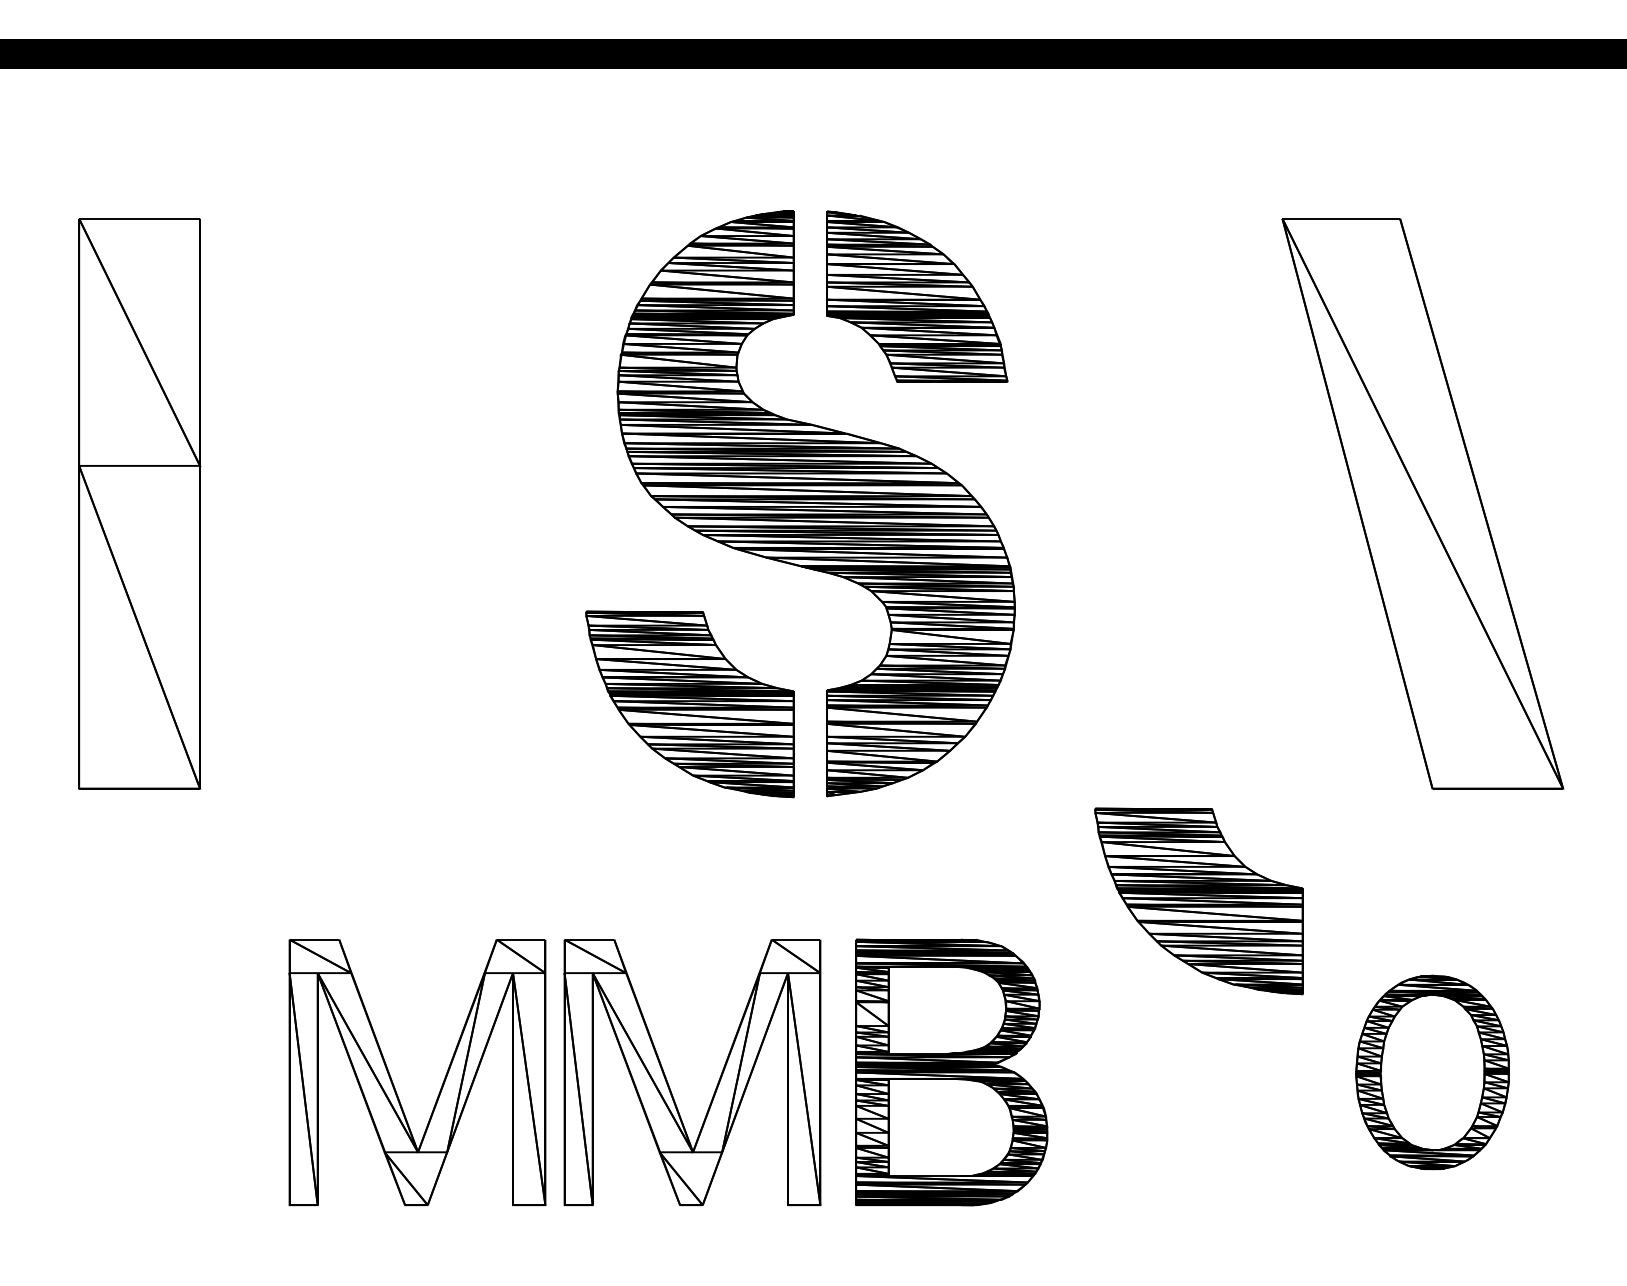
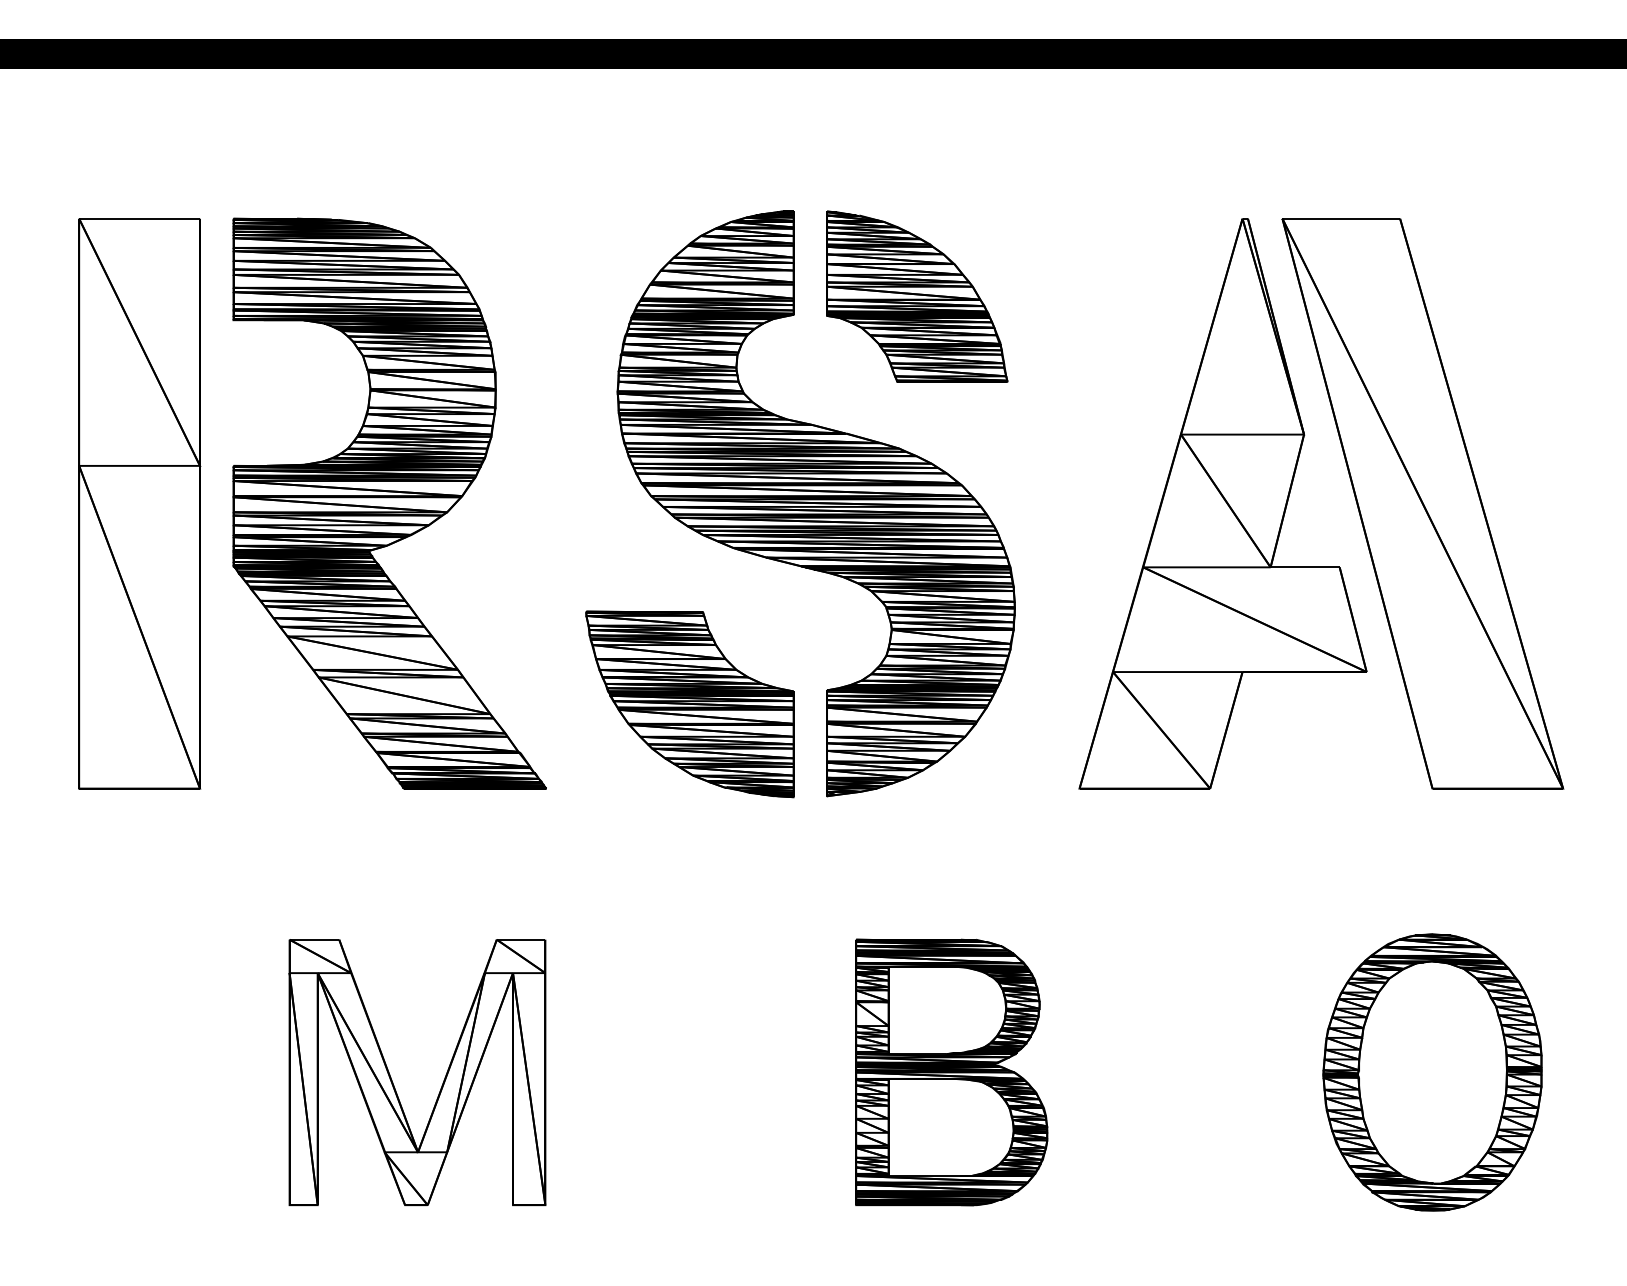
part: none -> present (389, 503)
part: none -> present (1222, 503)
part: present -> none (1198, 901)
part size: 155x197 px -> 221x279 px (1432, 1072)
part: present -> none (668, 1082)
